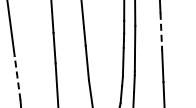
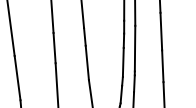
line: dashed -> solid (161, 31)
line: dashed -> solid (17, 77)
